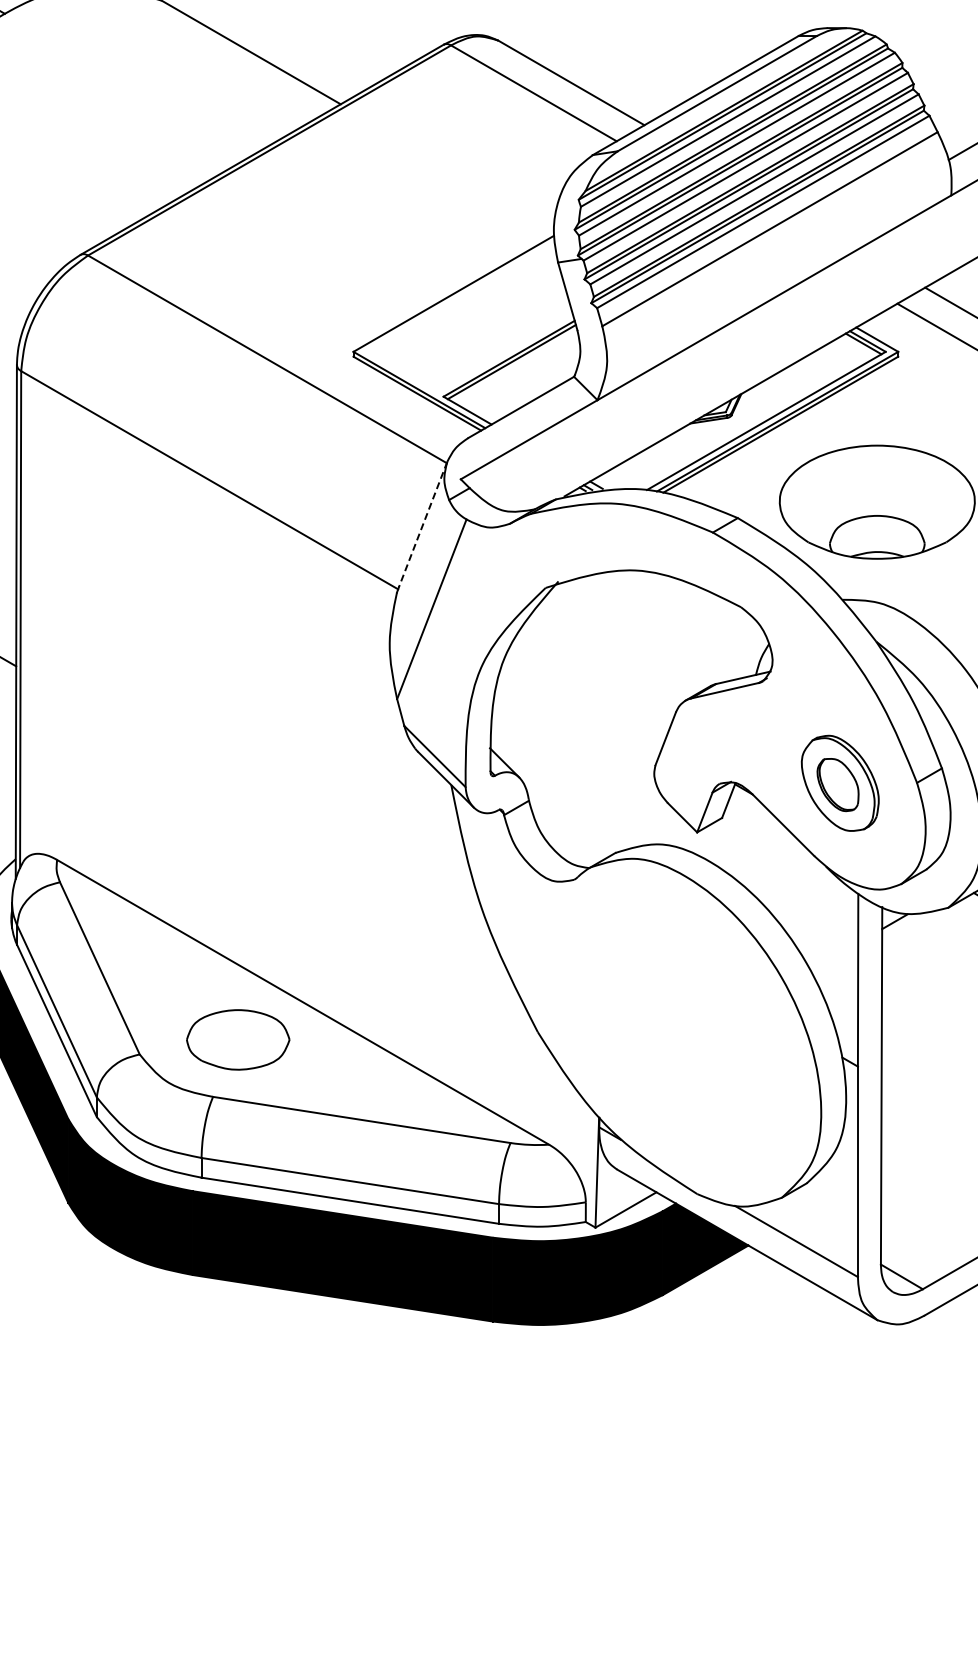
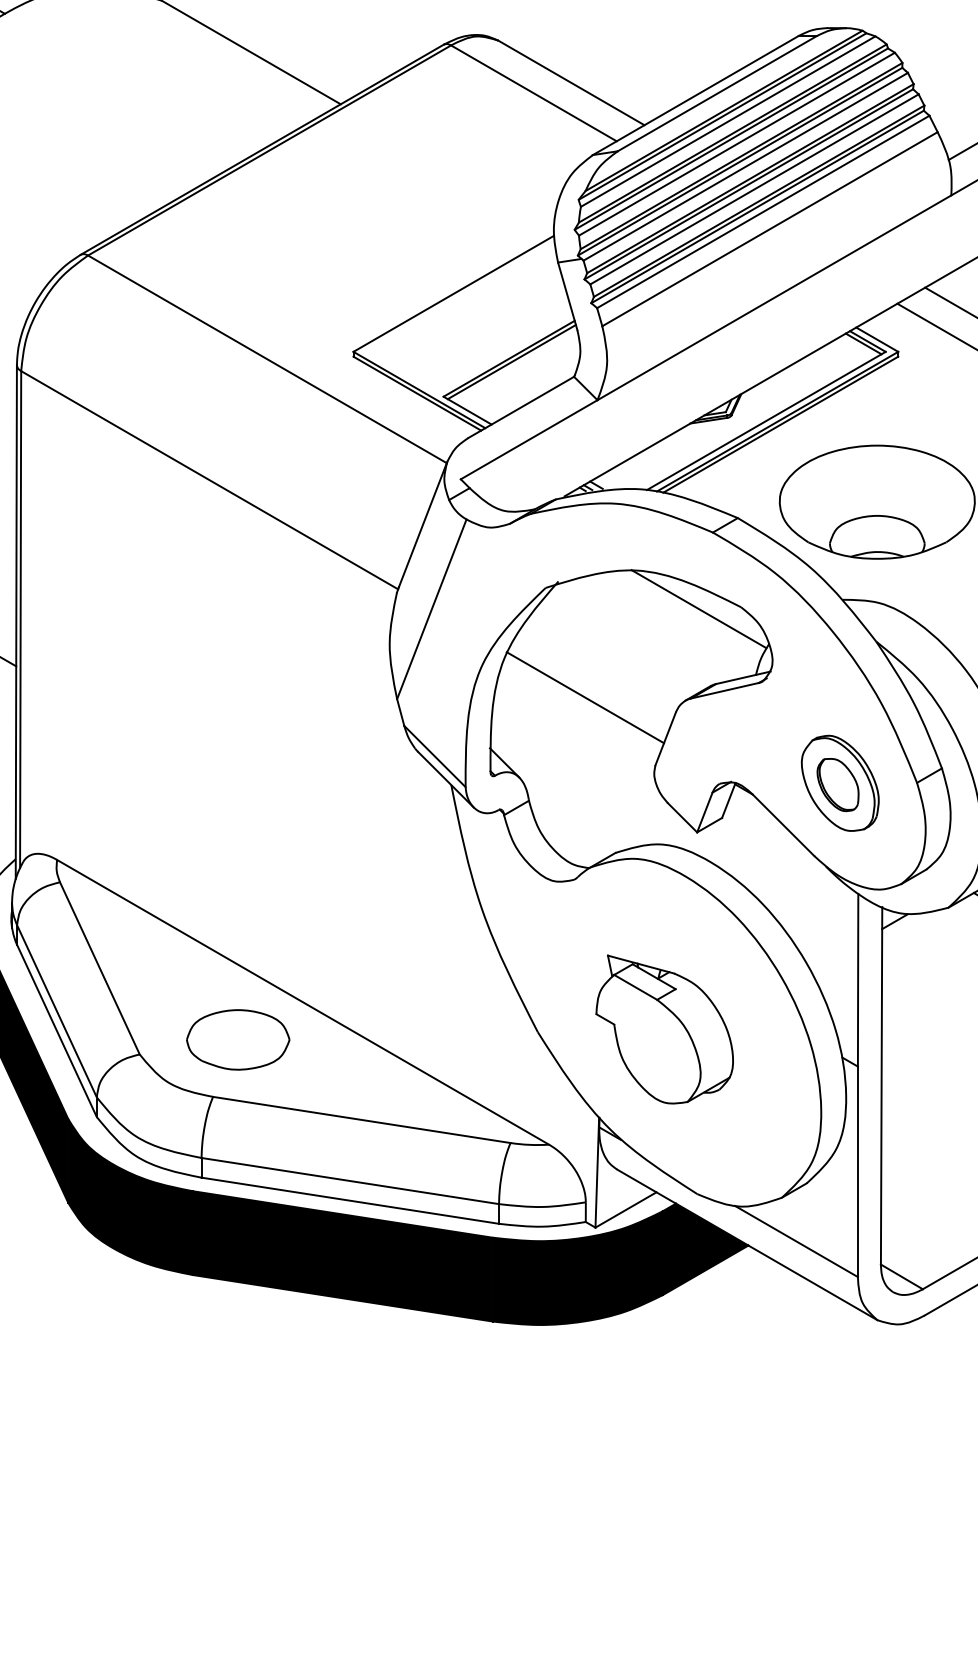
line: dashed -> solid (422, 525)
line: none -> present (698, 609)
line: none -> present (585, 697)
part: none -> present (664, 1029)
